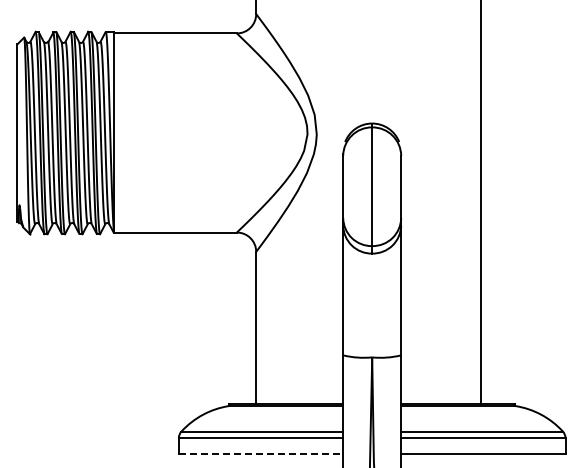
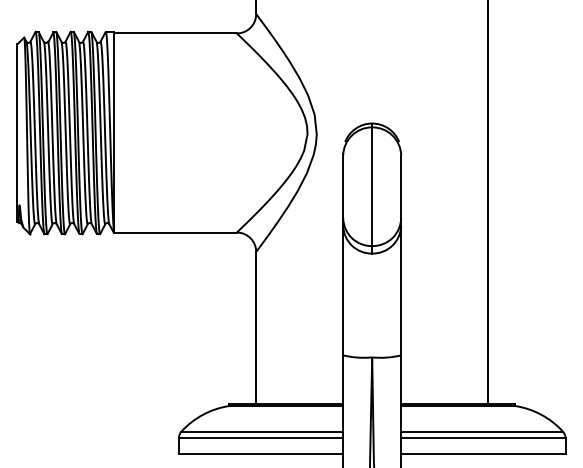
line position: (481, 202) -> (488, 202) (488, 202)
line: dashed -> solid (261, 453)
